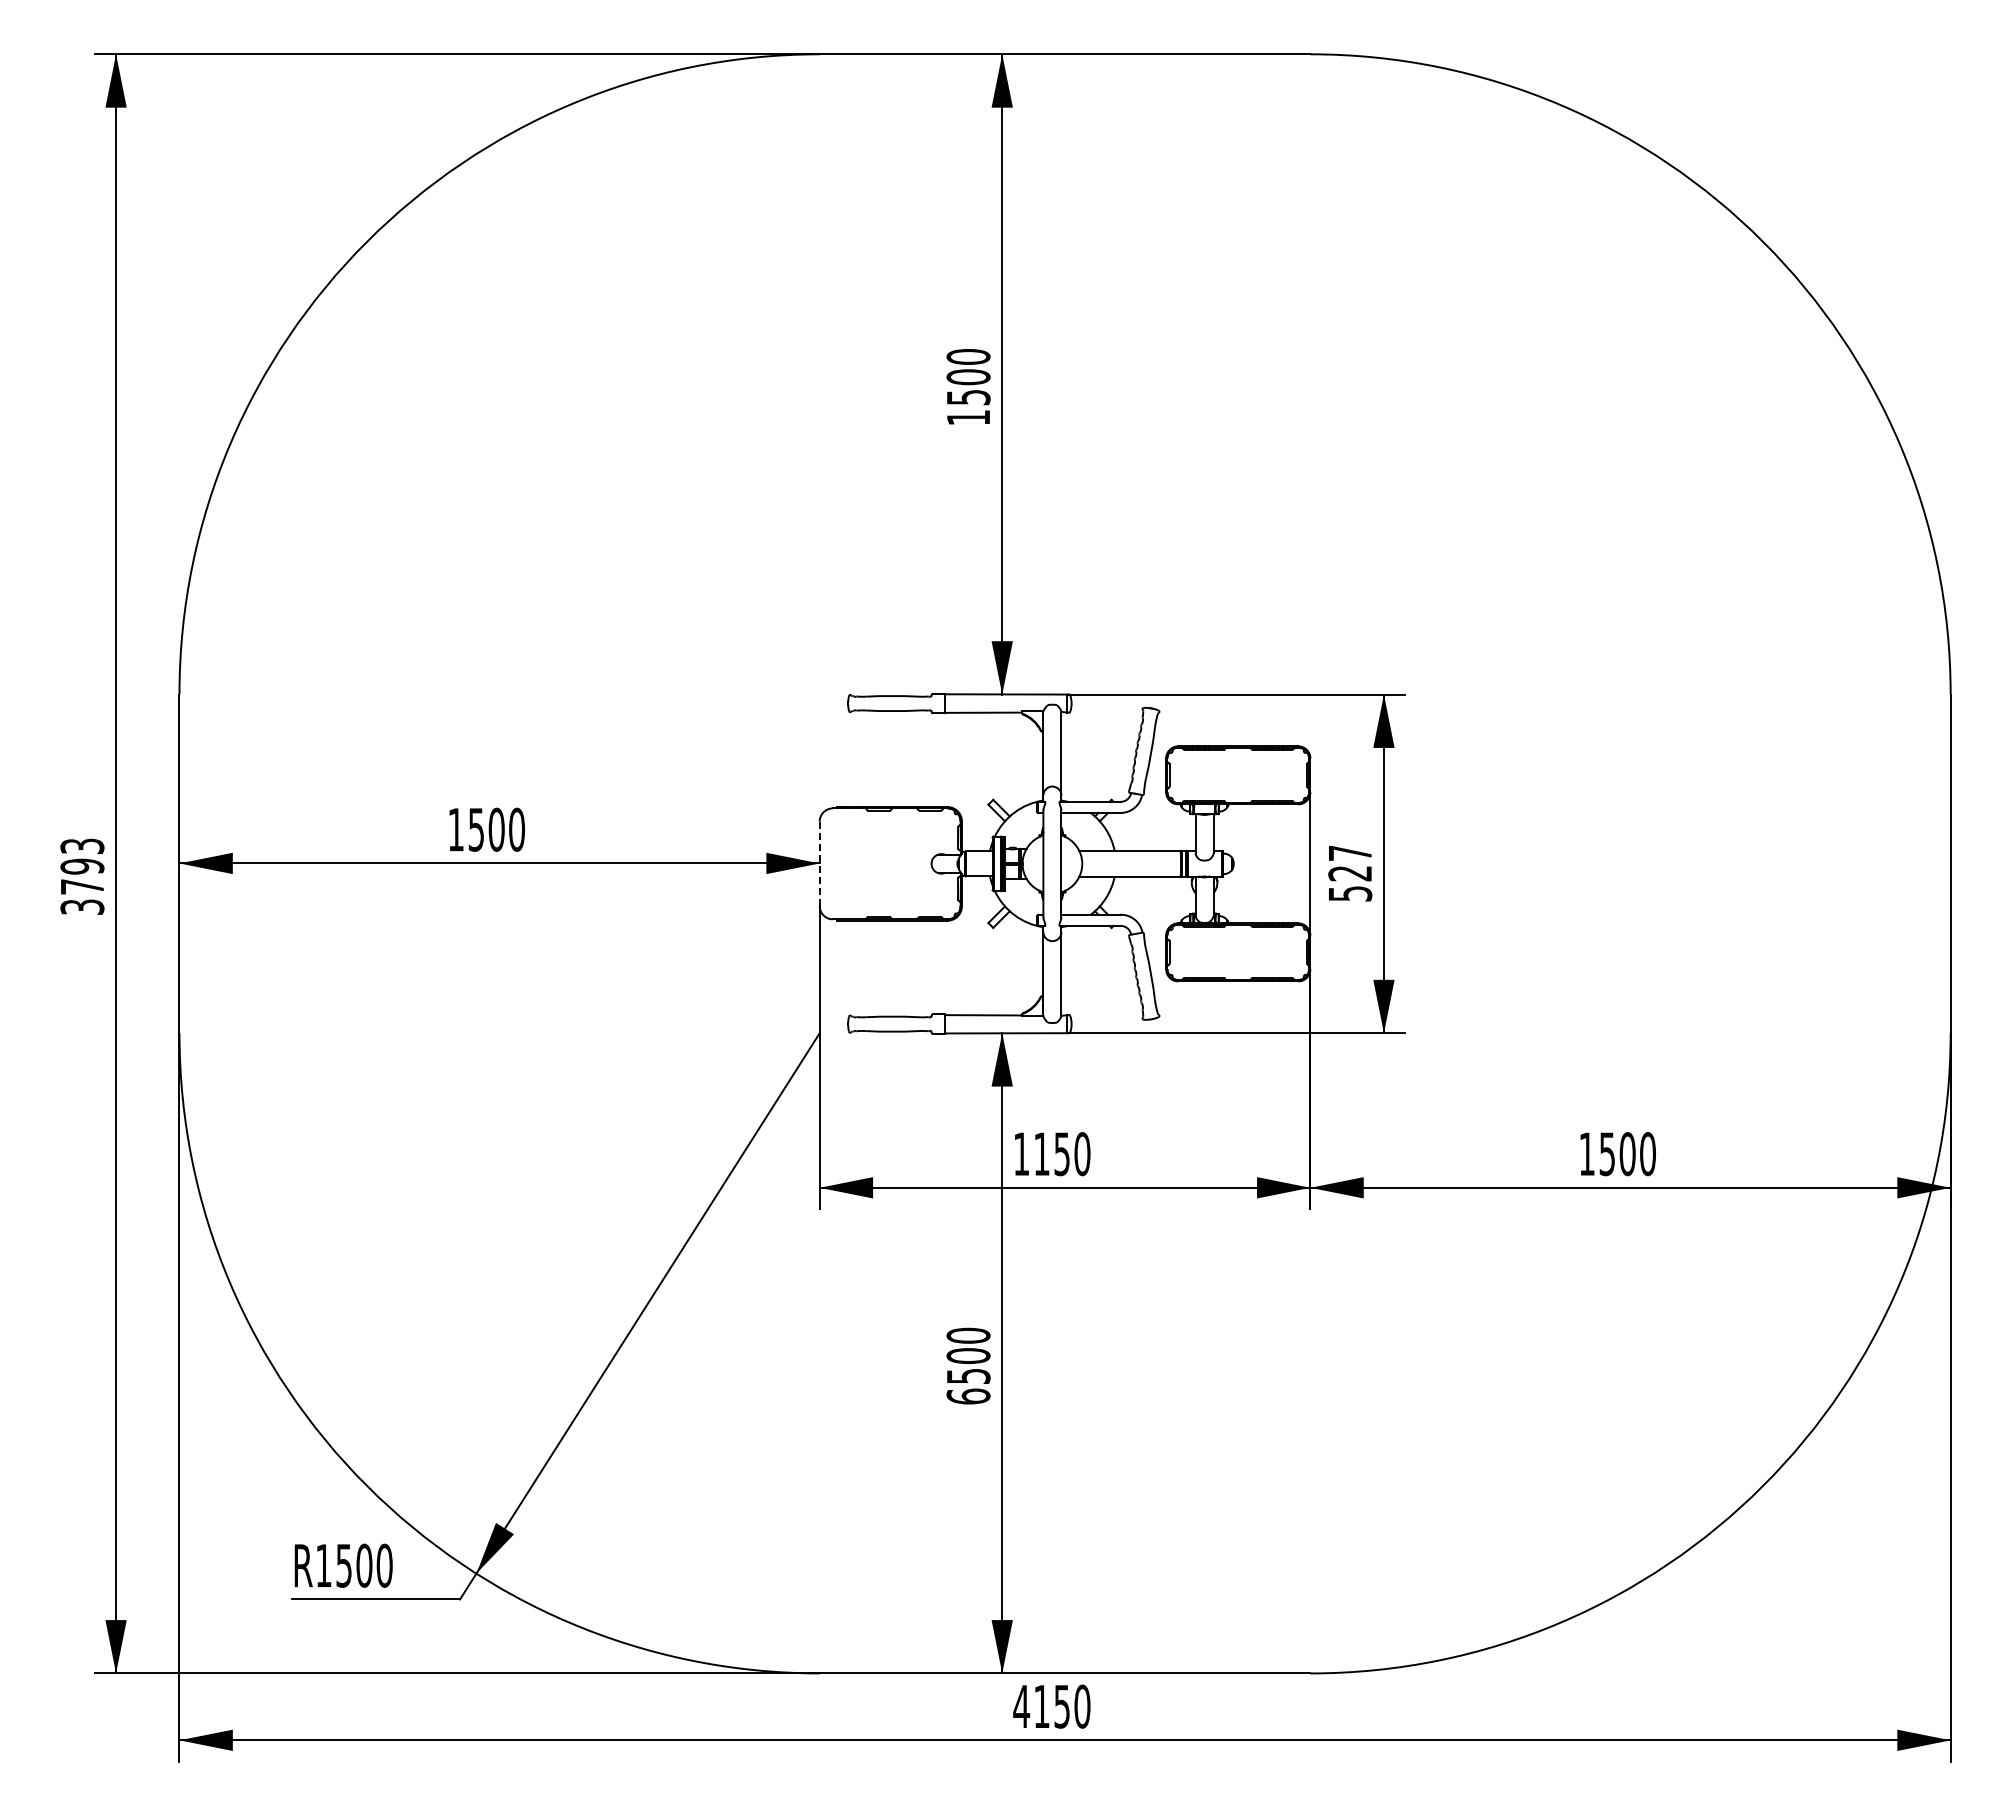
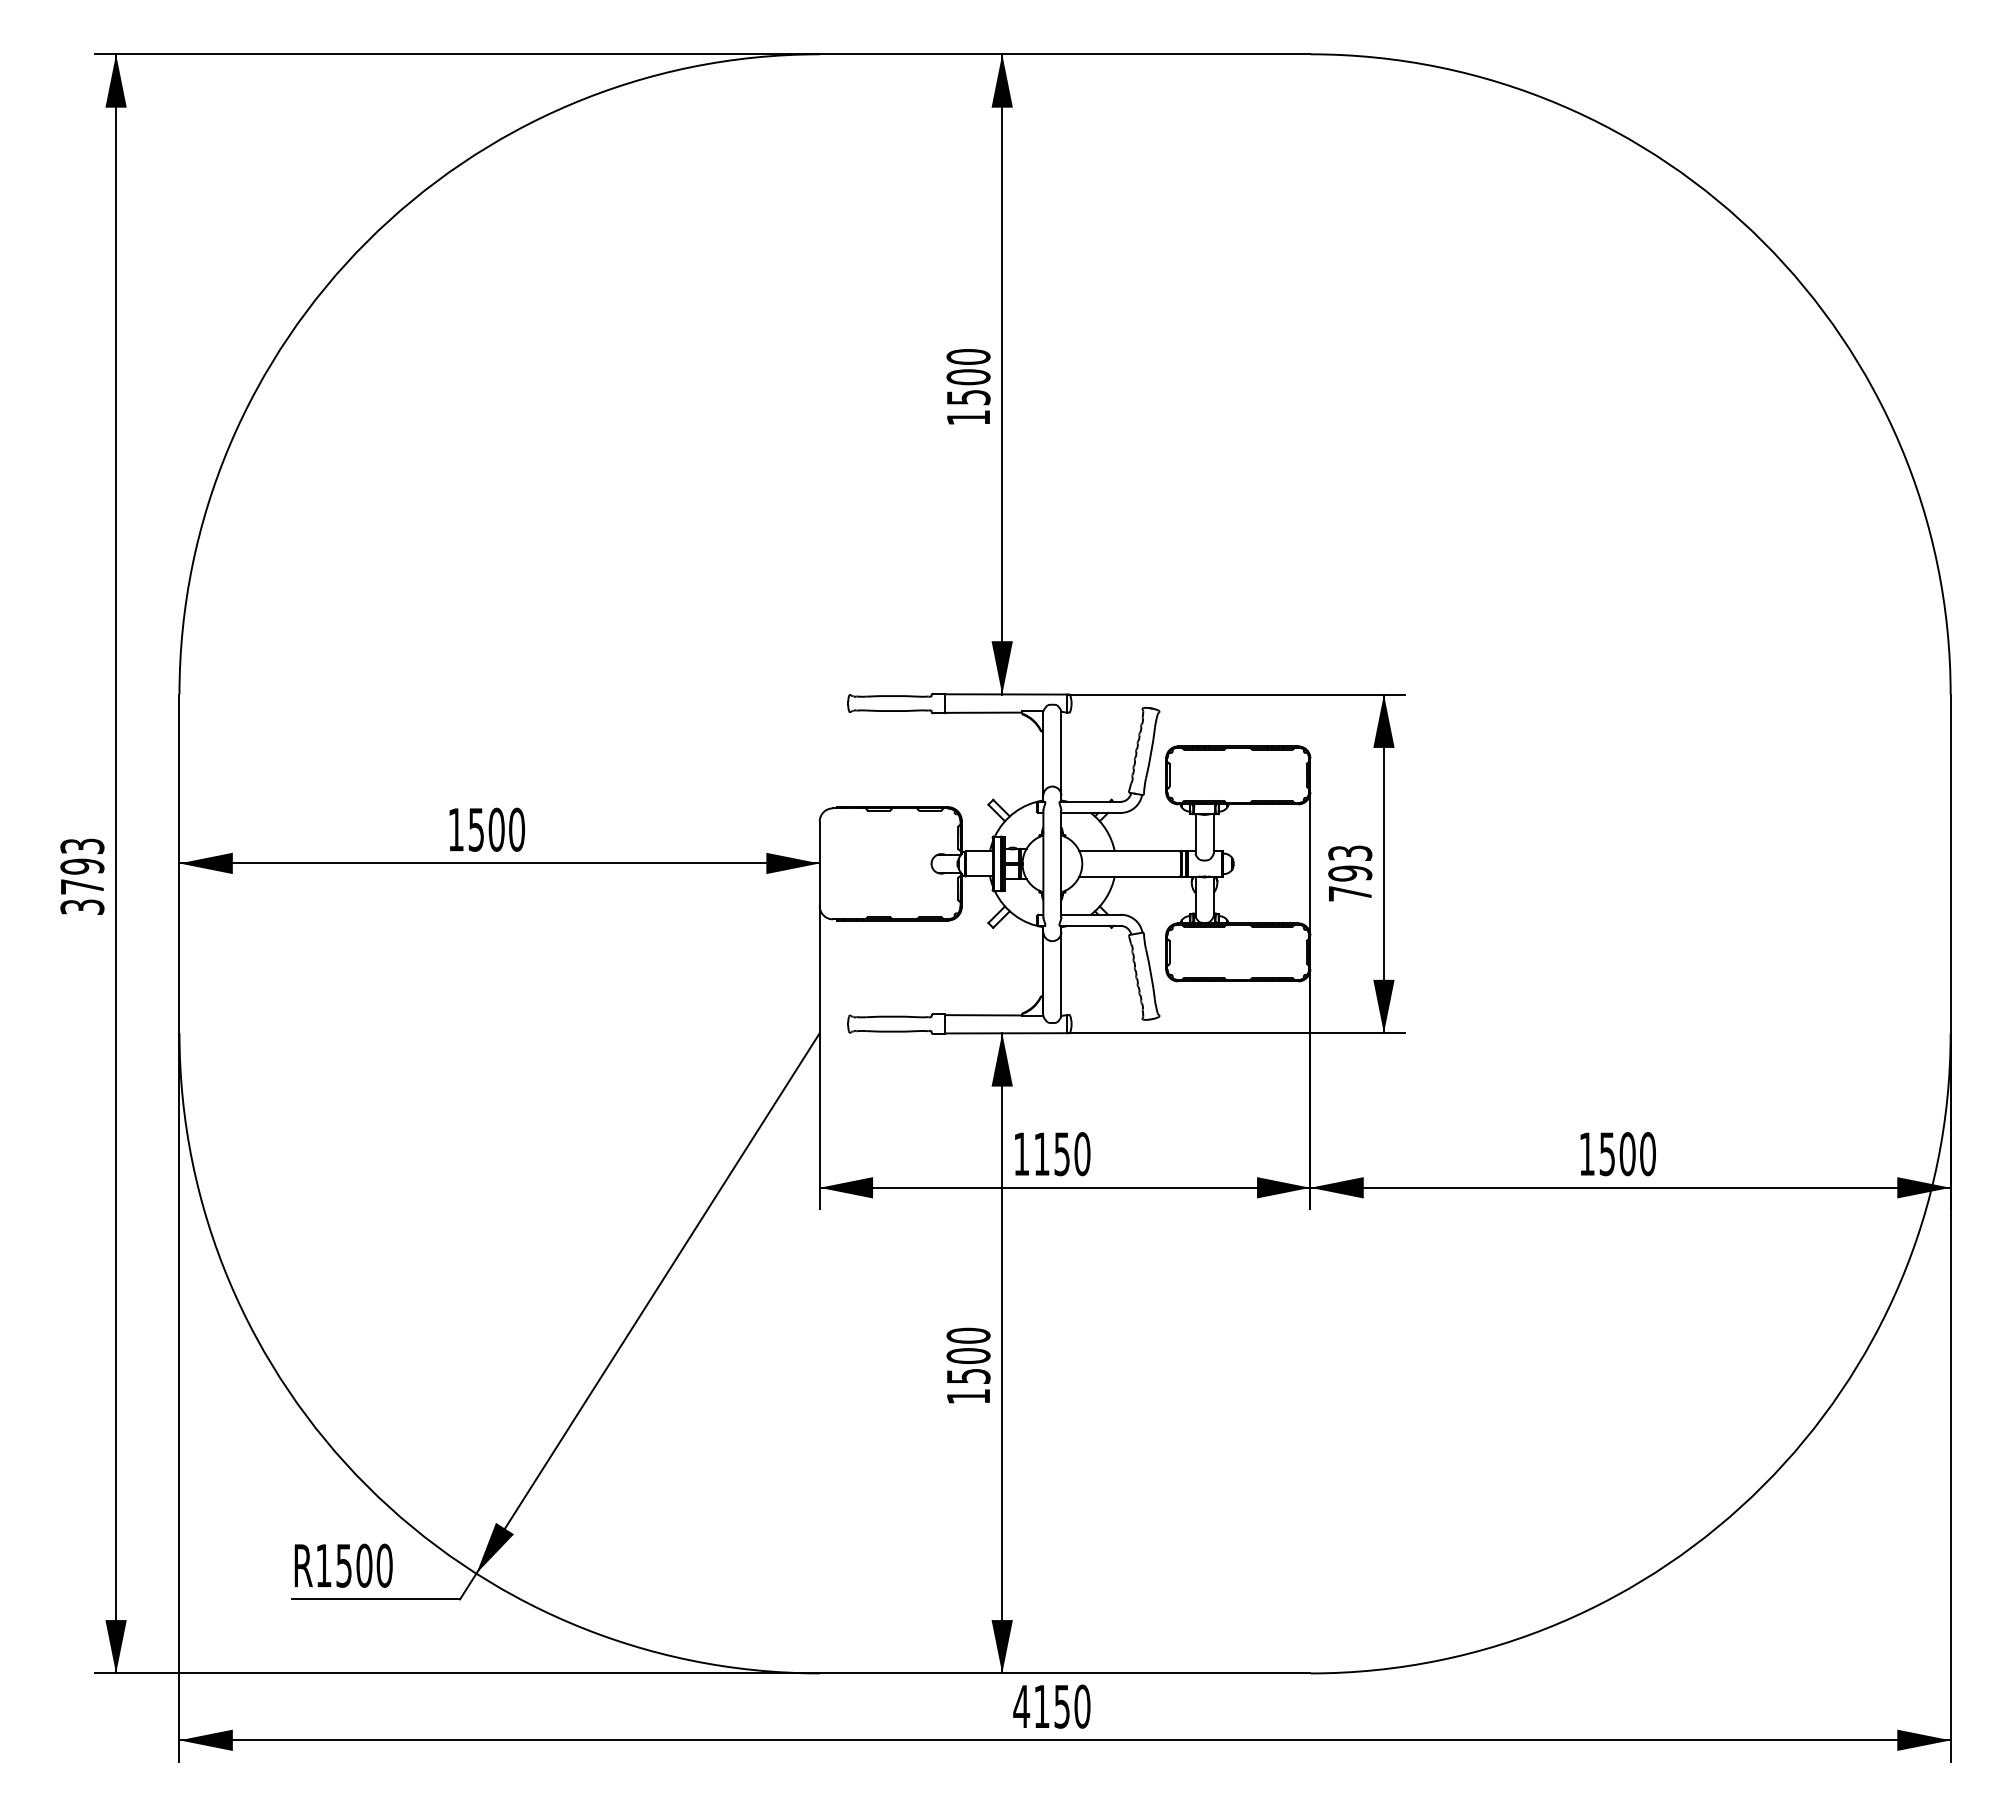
line: dashed -> solid (819, 864)
text: 527 -> 793 (1350, 873)
text: 6500 -> 1500 (968, 1396)
